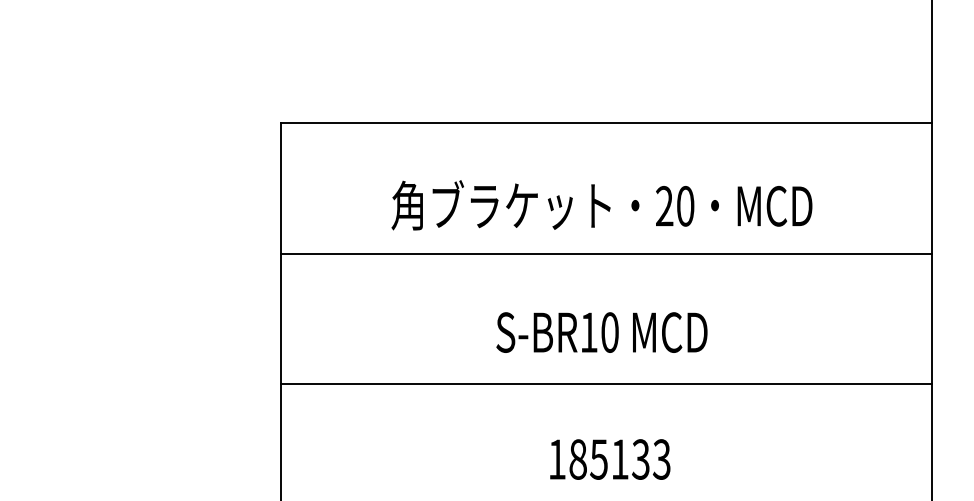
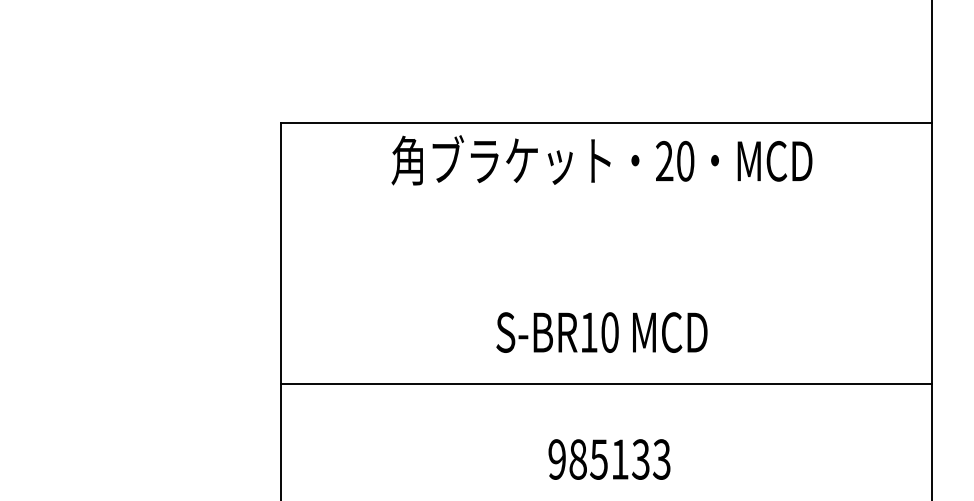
text position: (601, 205) -> (601, 160) (601, 160)
line: present -> none (606, 253)
text: 185133 -> 985133 (556, 459)
